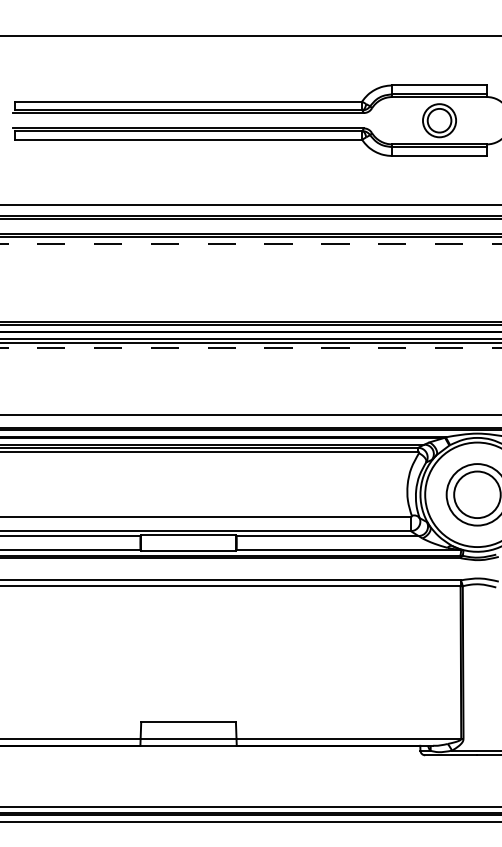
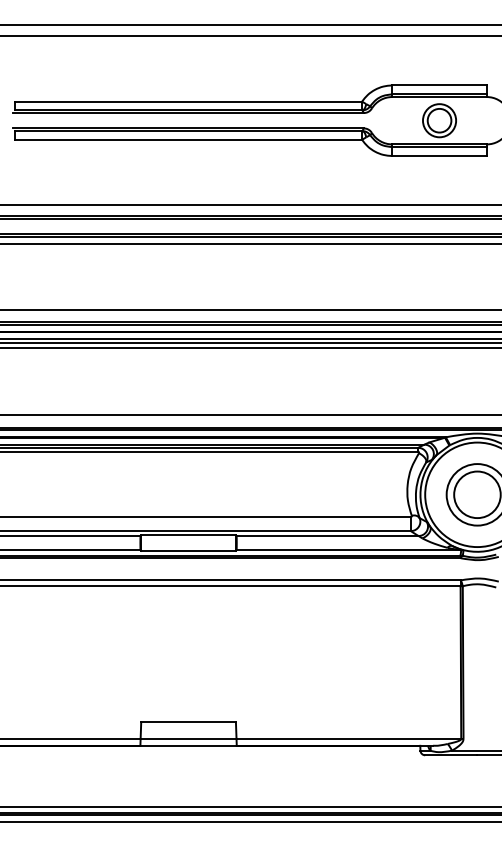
line: none -> present (250, 25)
line: dashed -> solid (250, 244)
line: none -> present (250, 310)
line: dashed -> solid (250, 348)
